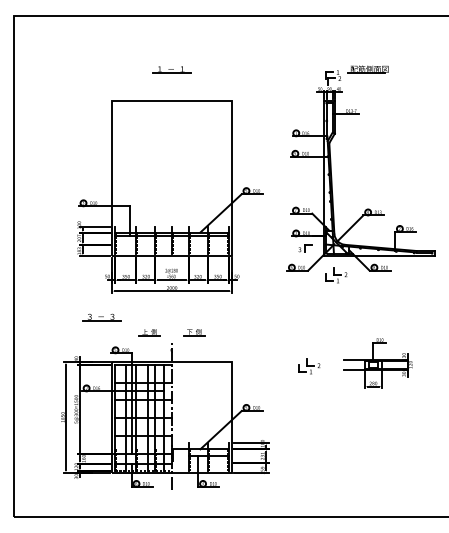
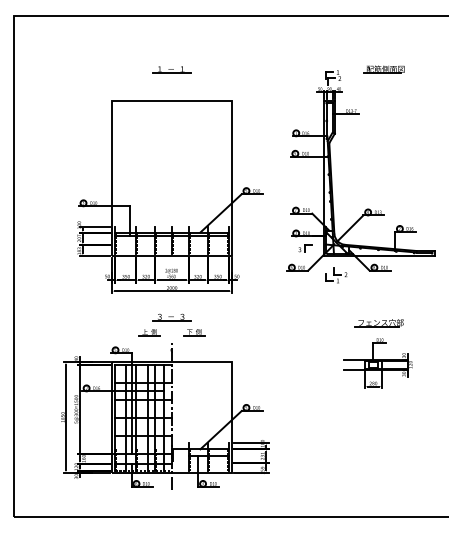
part position: (367, 69) -> (383, 69) (383, 69)
part position: (101, 317) -> (171, 317) (171, 317)
part: none -> present (378, 323)
part: present -> none (309, 366)
